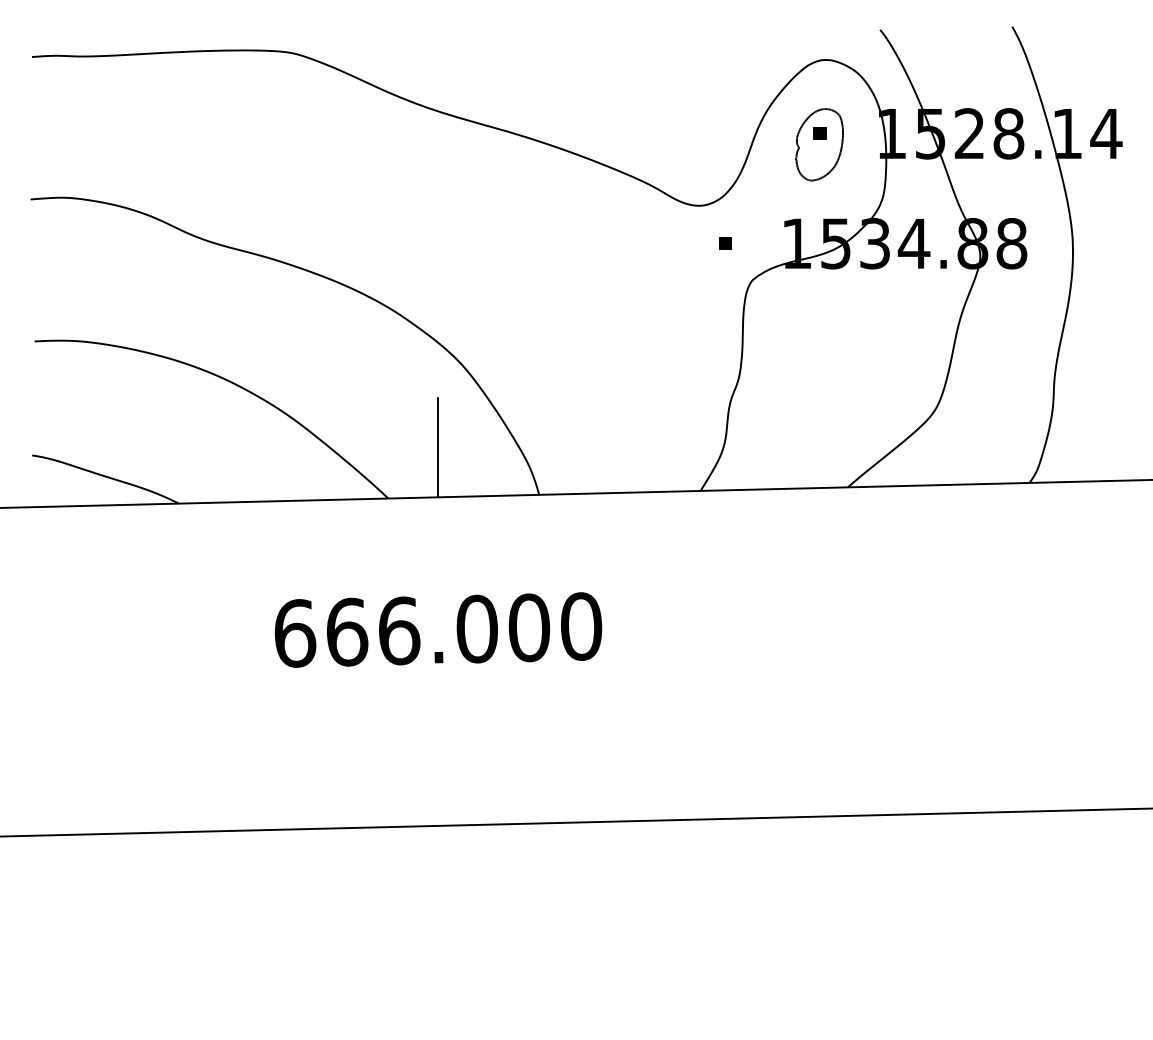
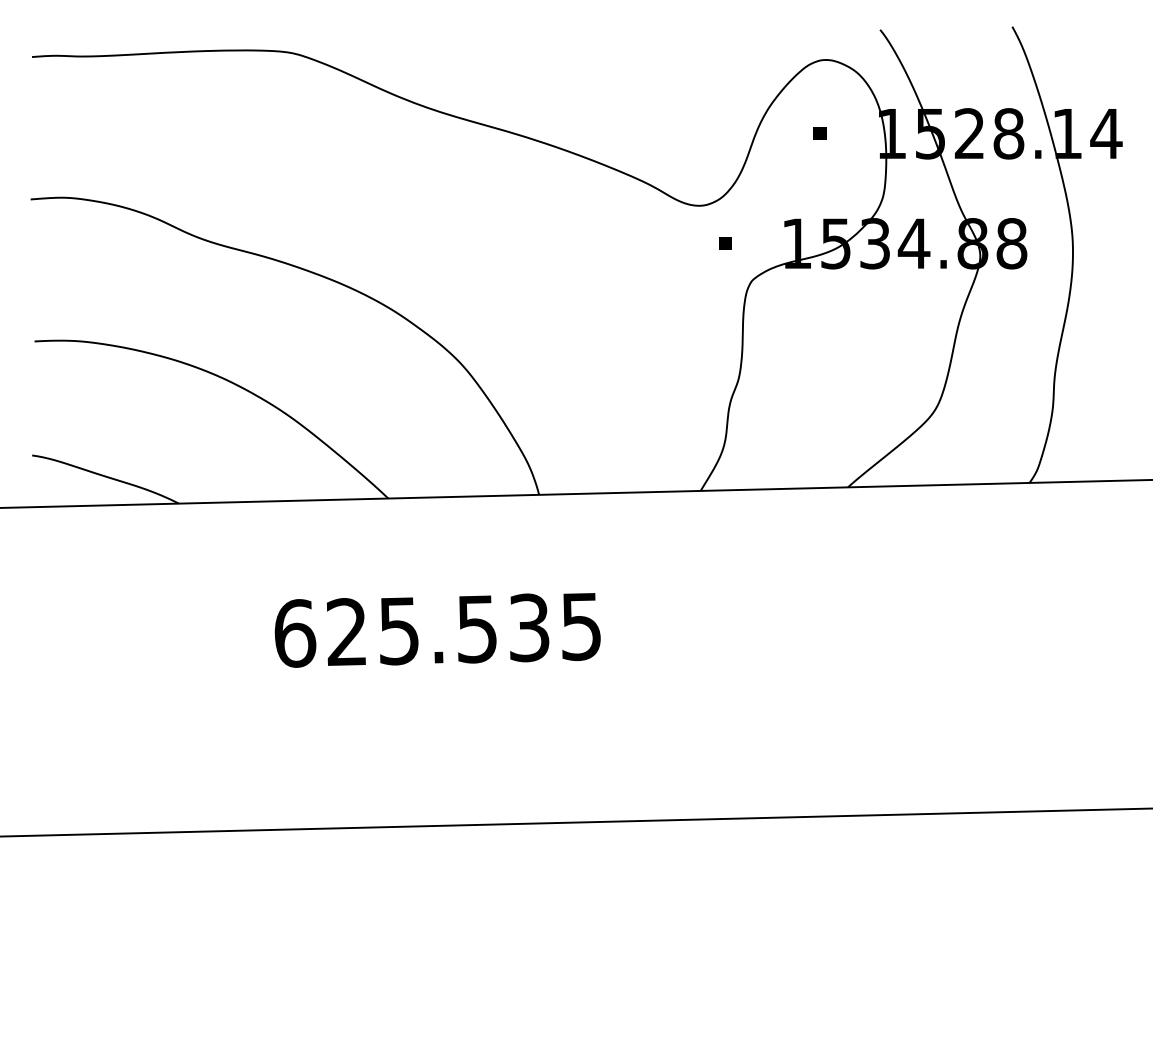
part: present -> none (819, 144)
line: present -> none (437, 447)
text: 666.000 -> 625.535 (464, 629)
